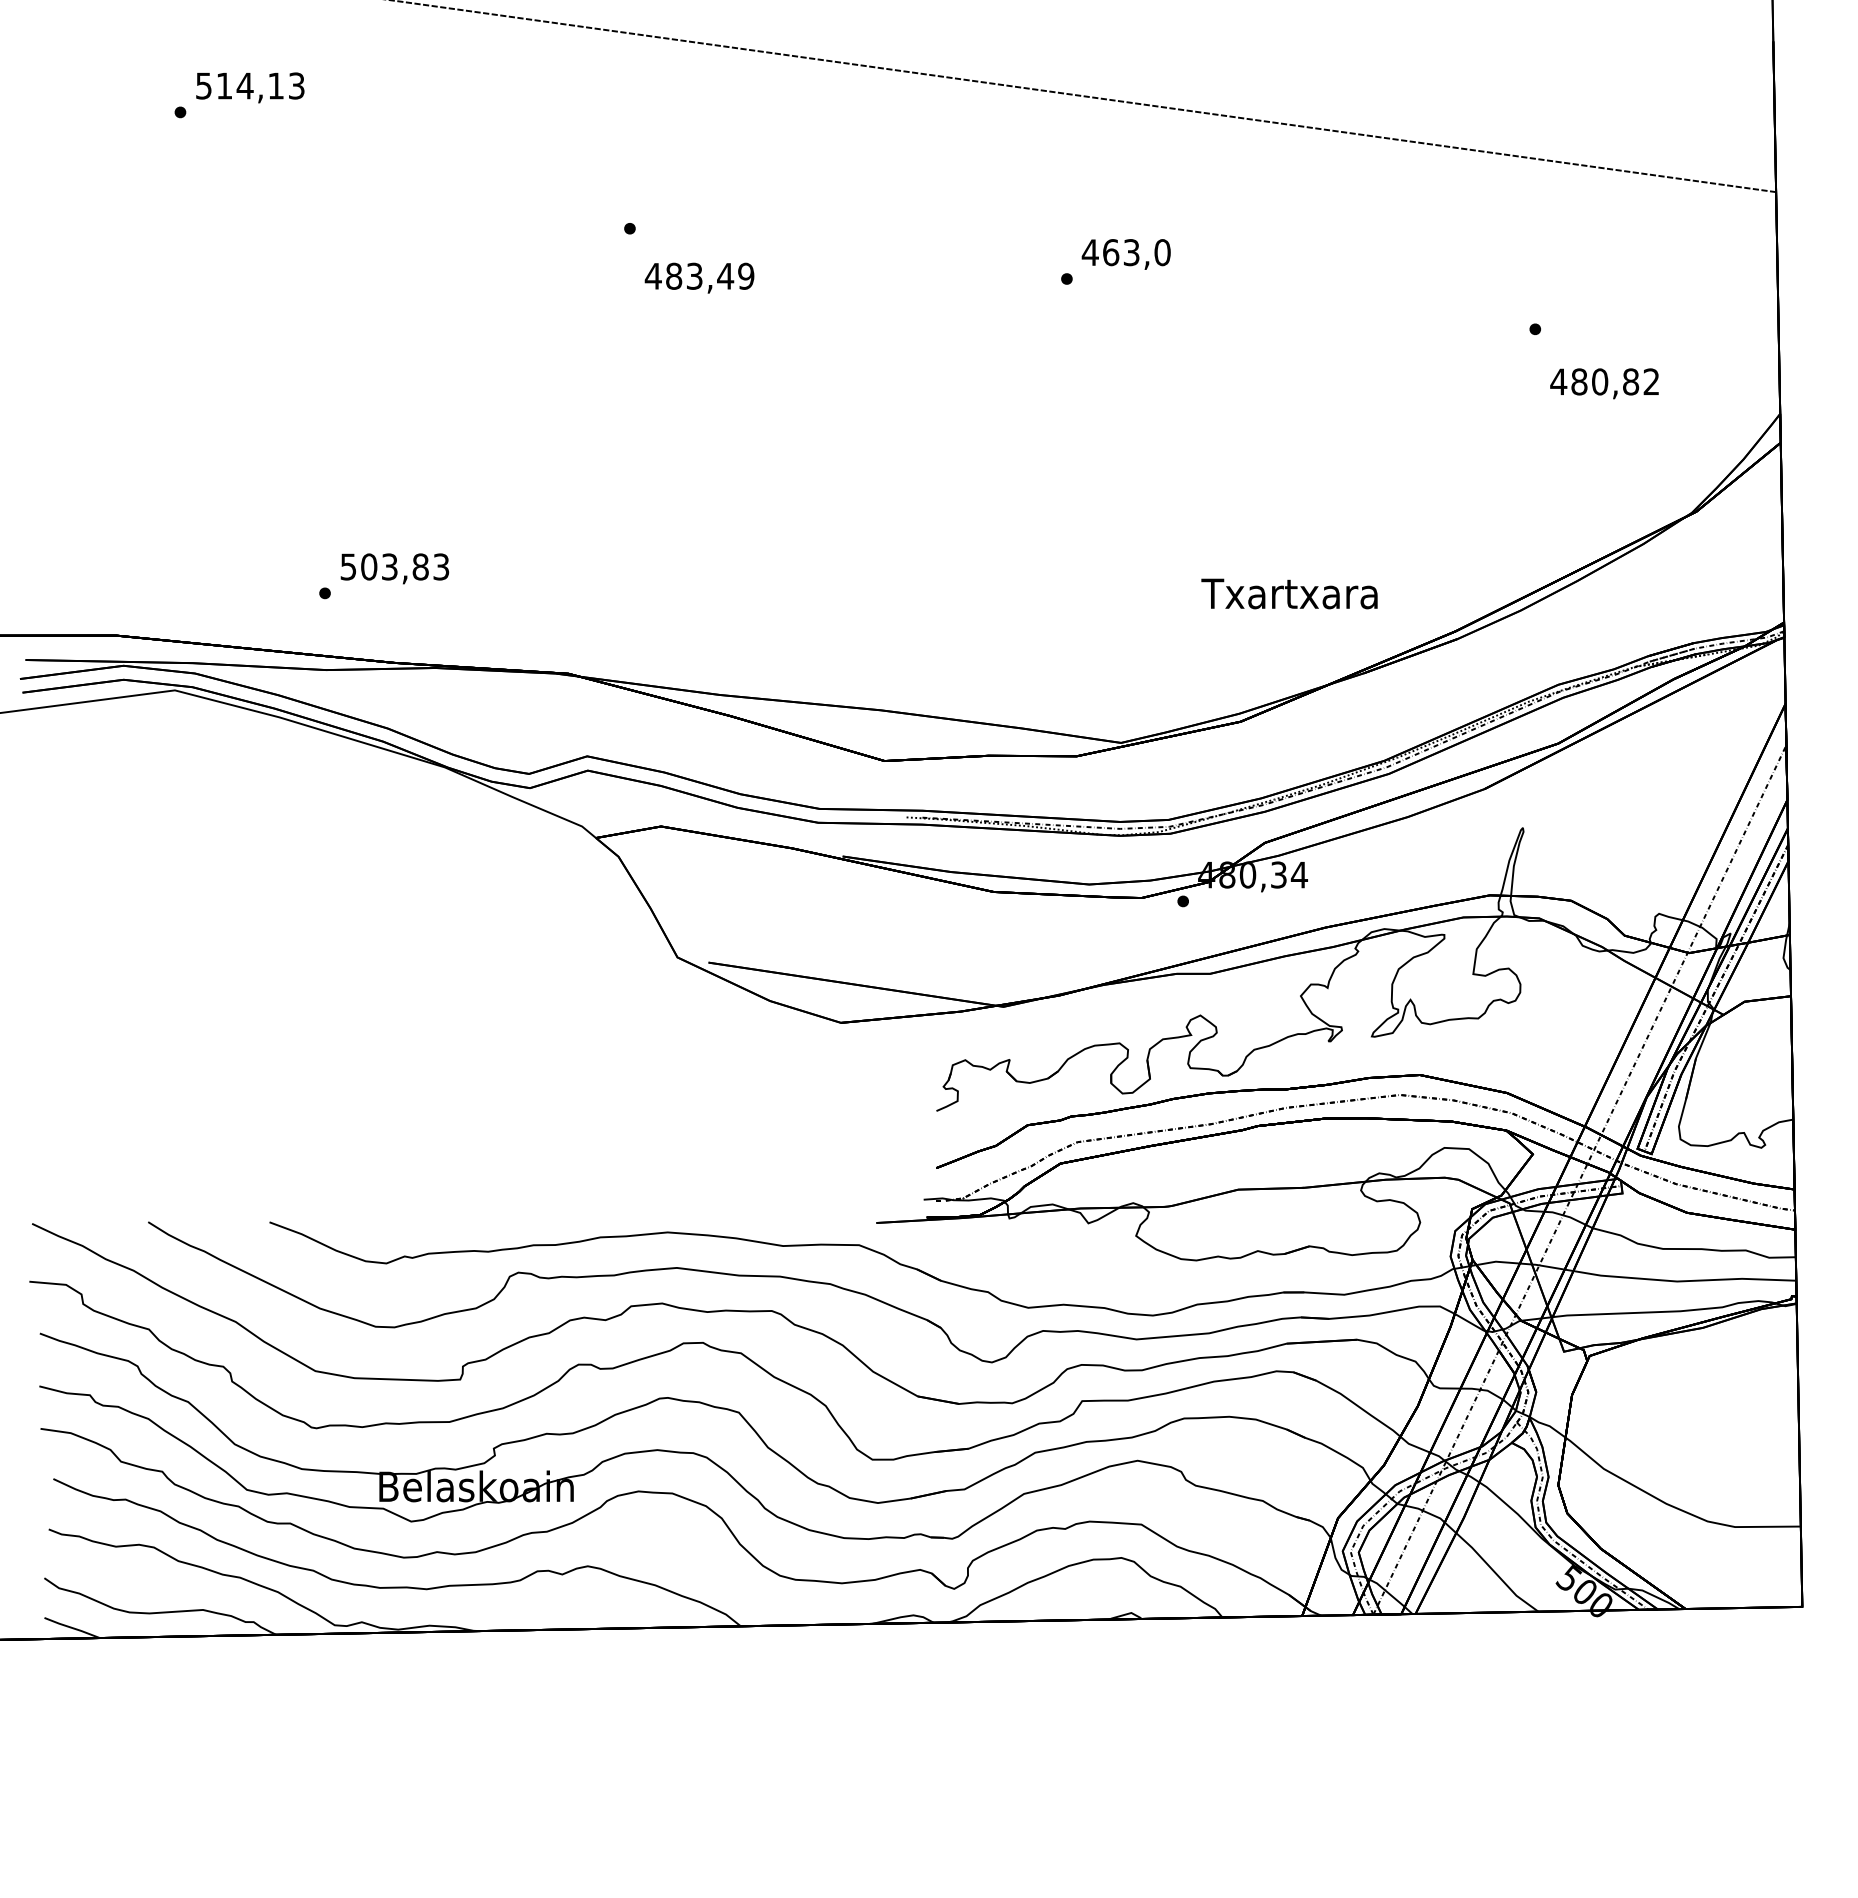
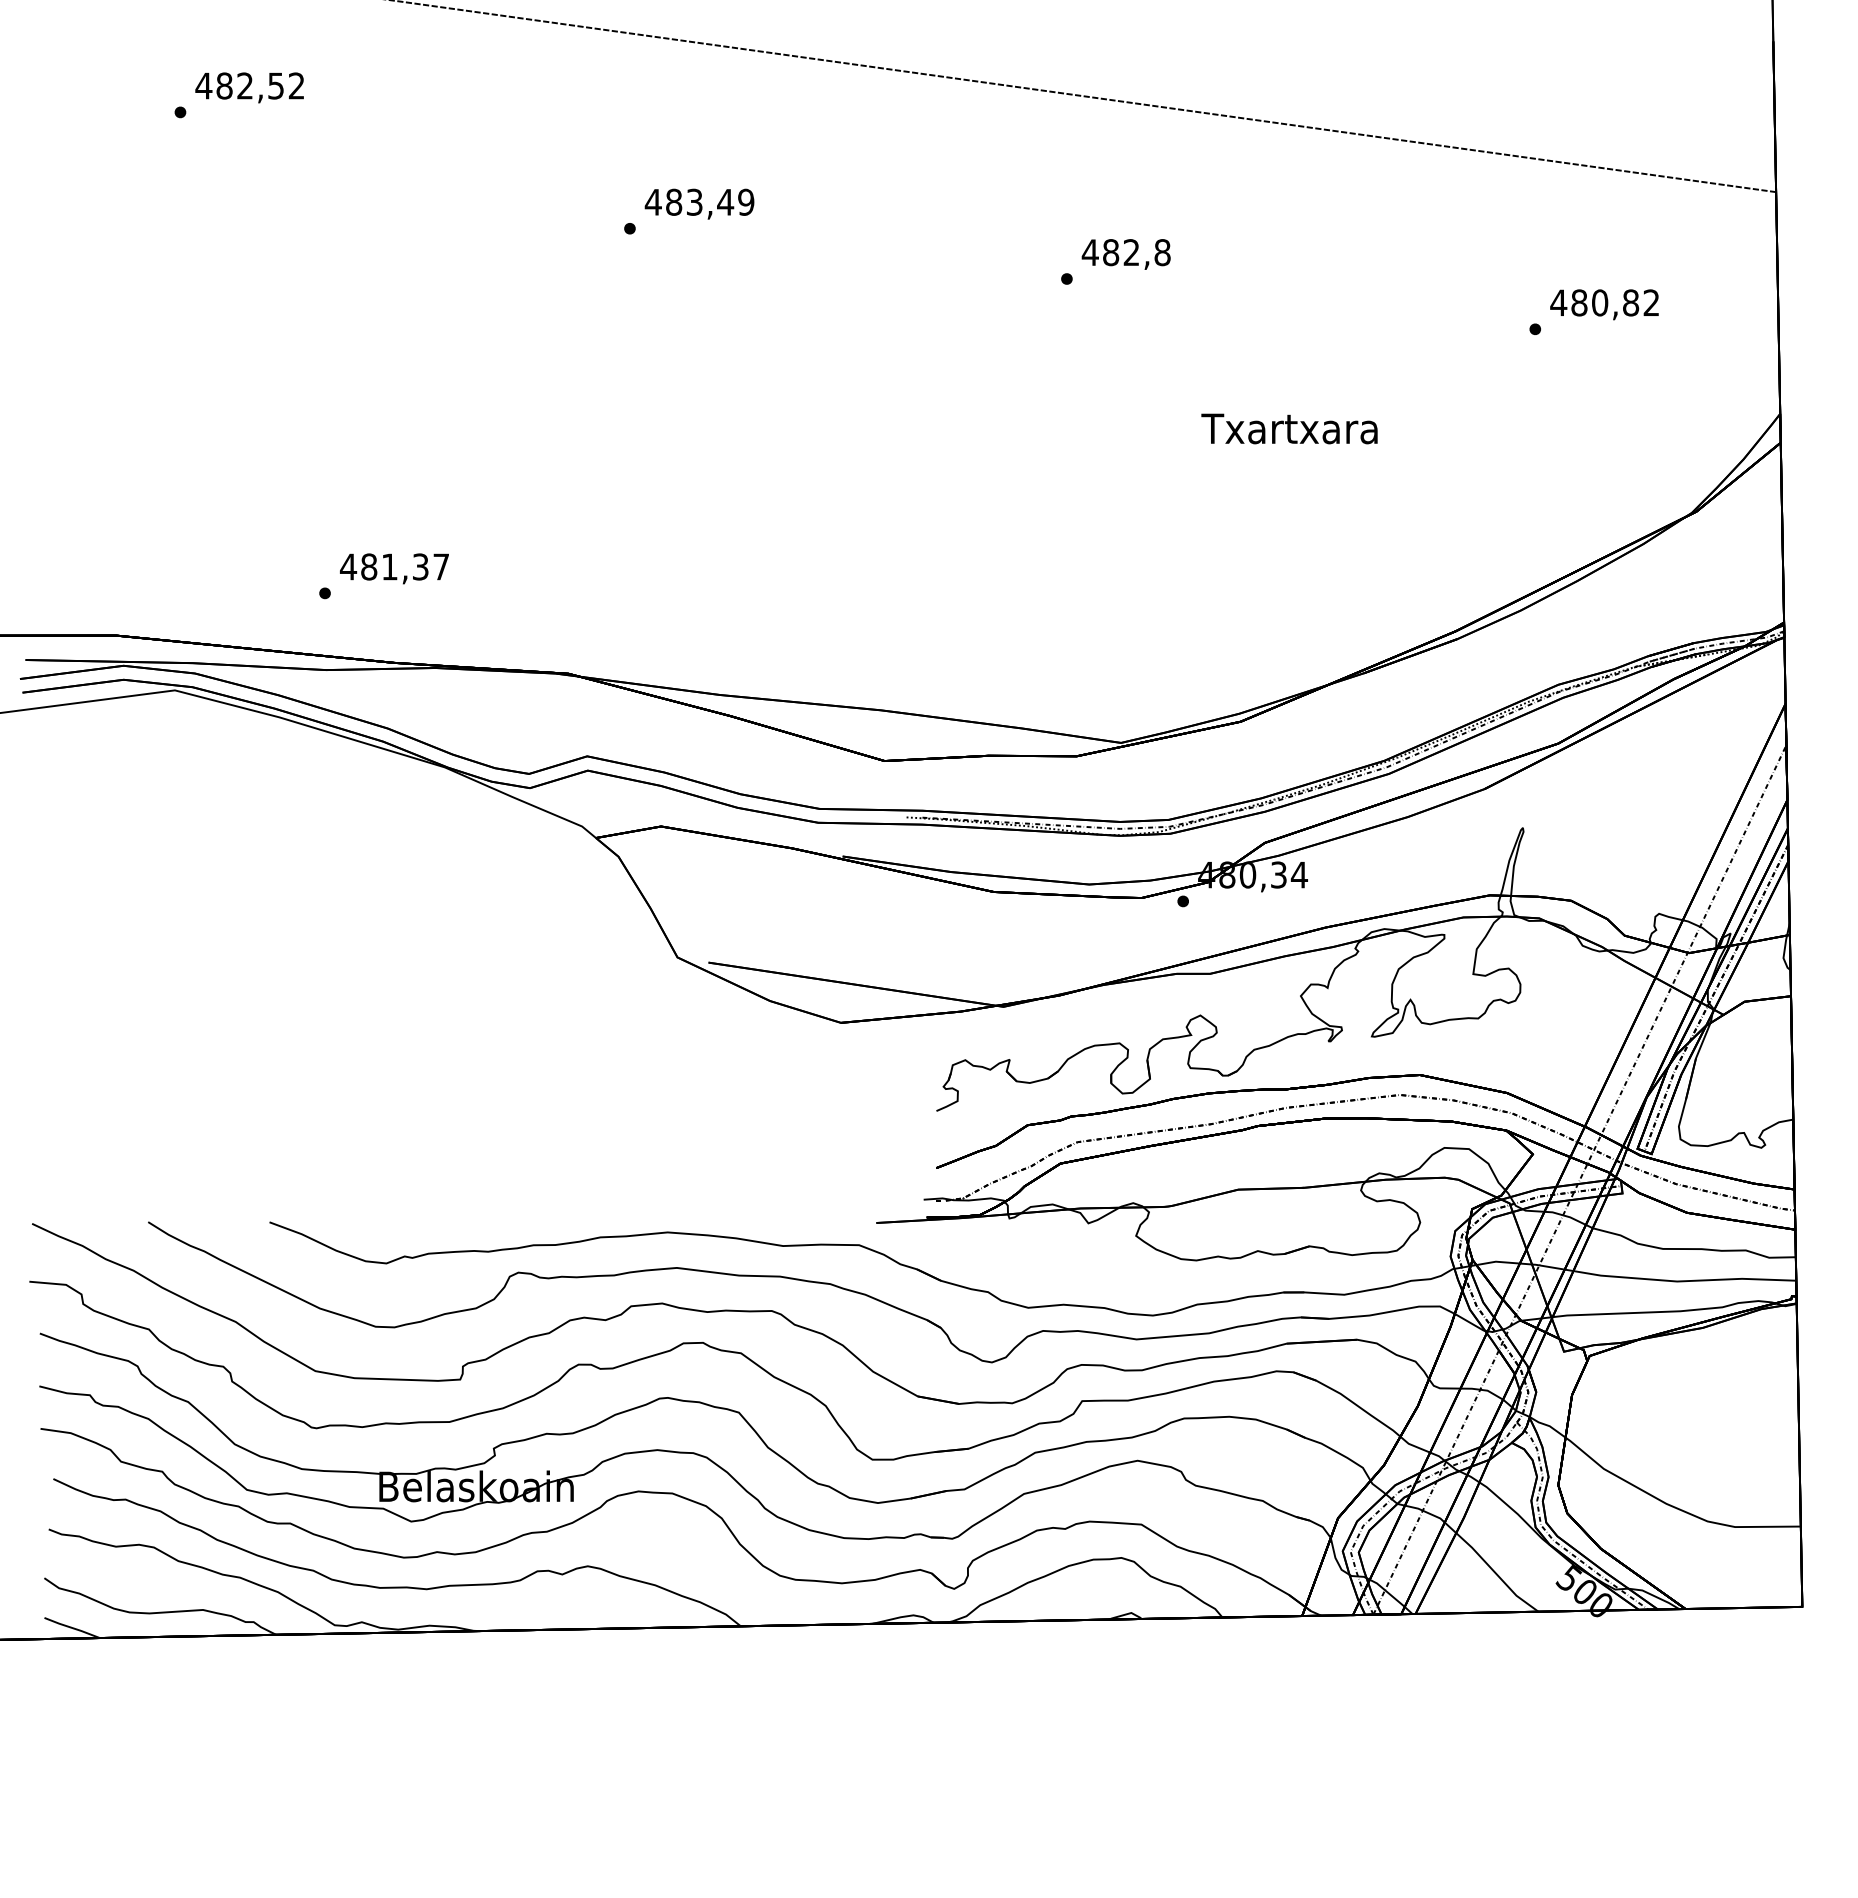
text: 514,13 -> 482,52 (249, 85)
text: 463,0 -> 482,8 (1136, 252)
text position: (699, 277) -> (699, 203) (699, 203)
text position: (1604, 383) -> (1604, 304) (1604, 304)
text: 503,83 -> 481,37 (394, 566)
text position: (1289, 593) -> (1289, 428) (1289, 428)
